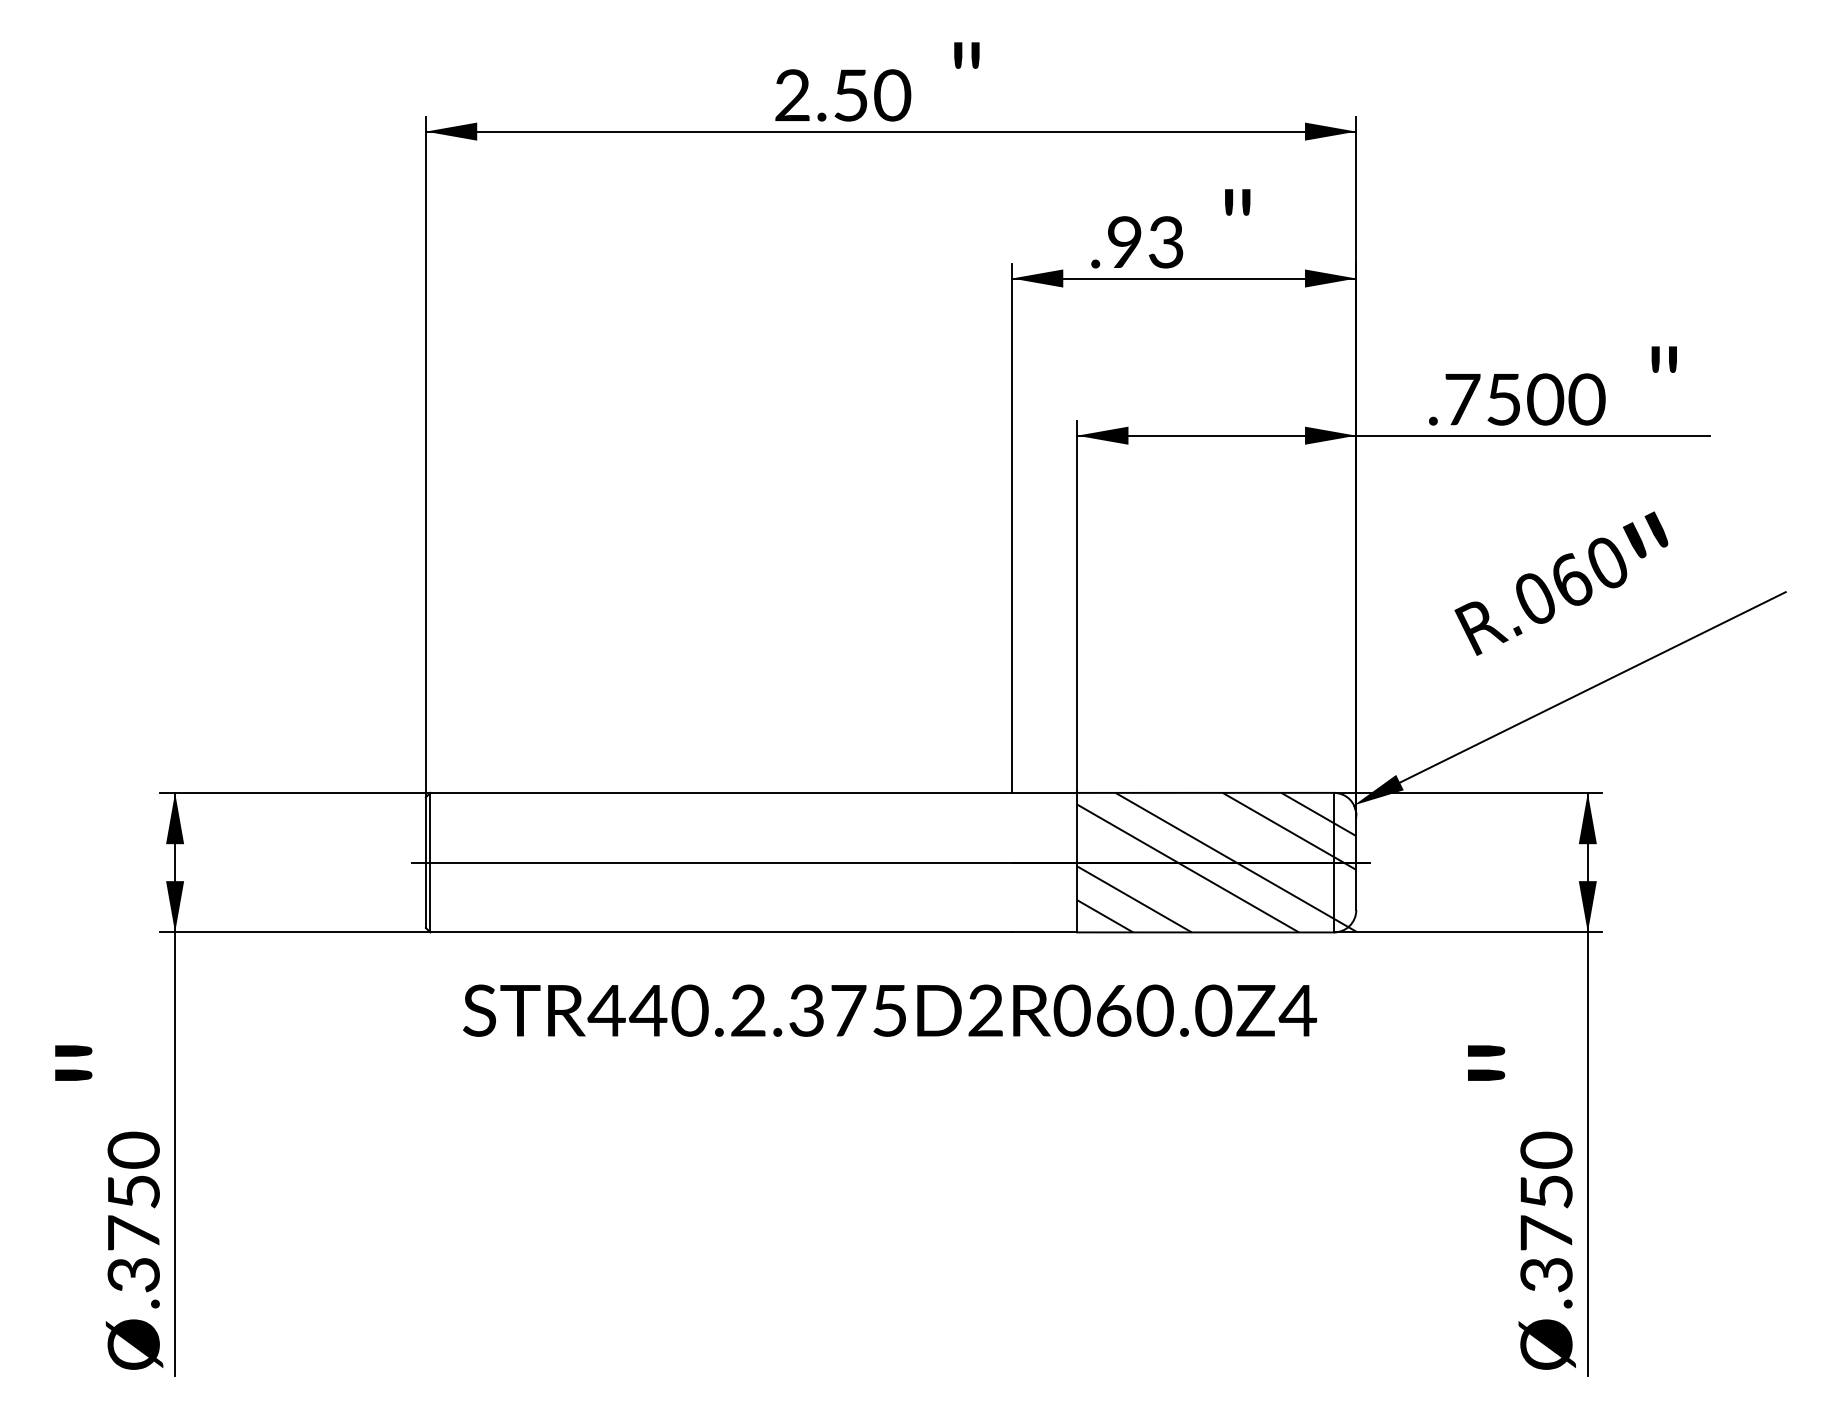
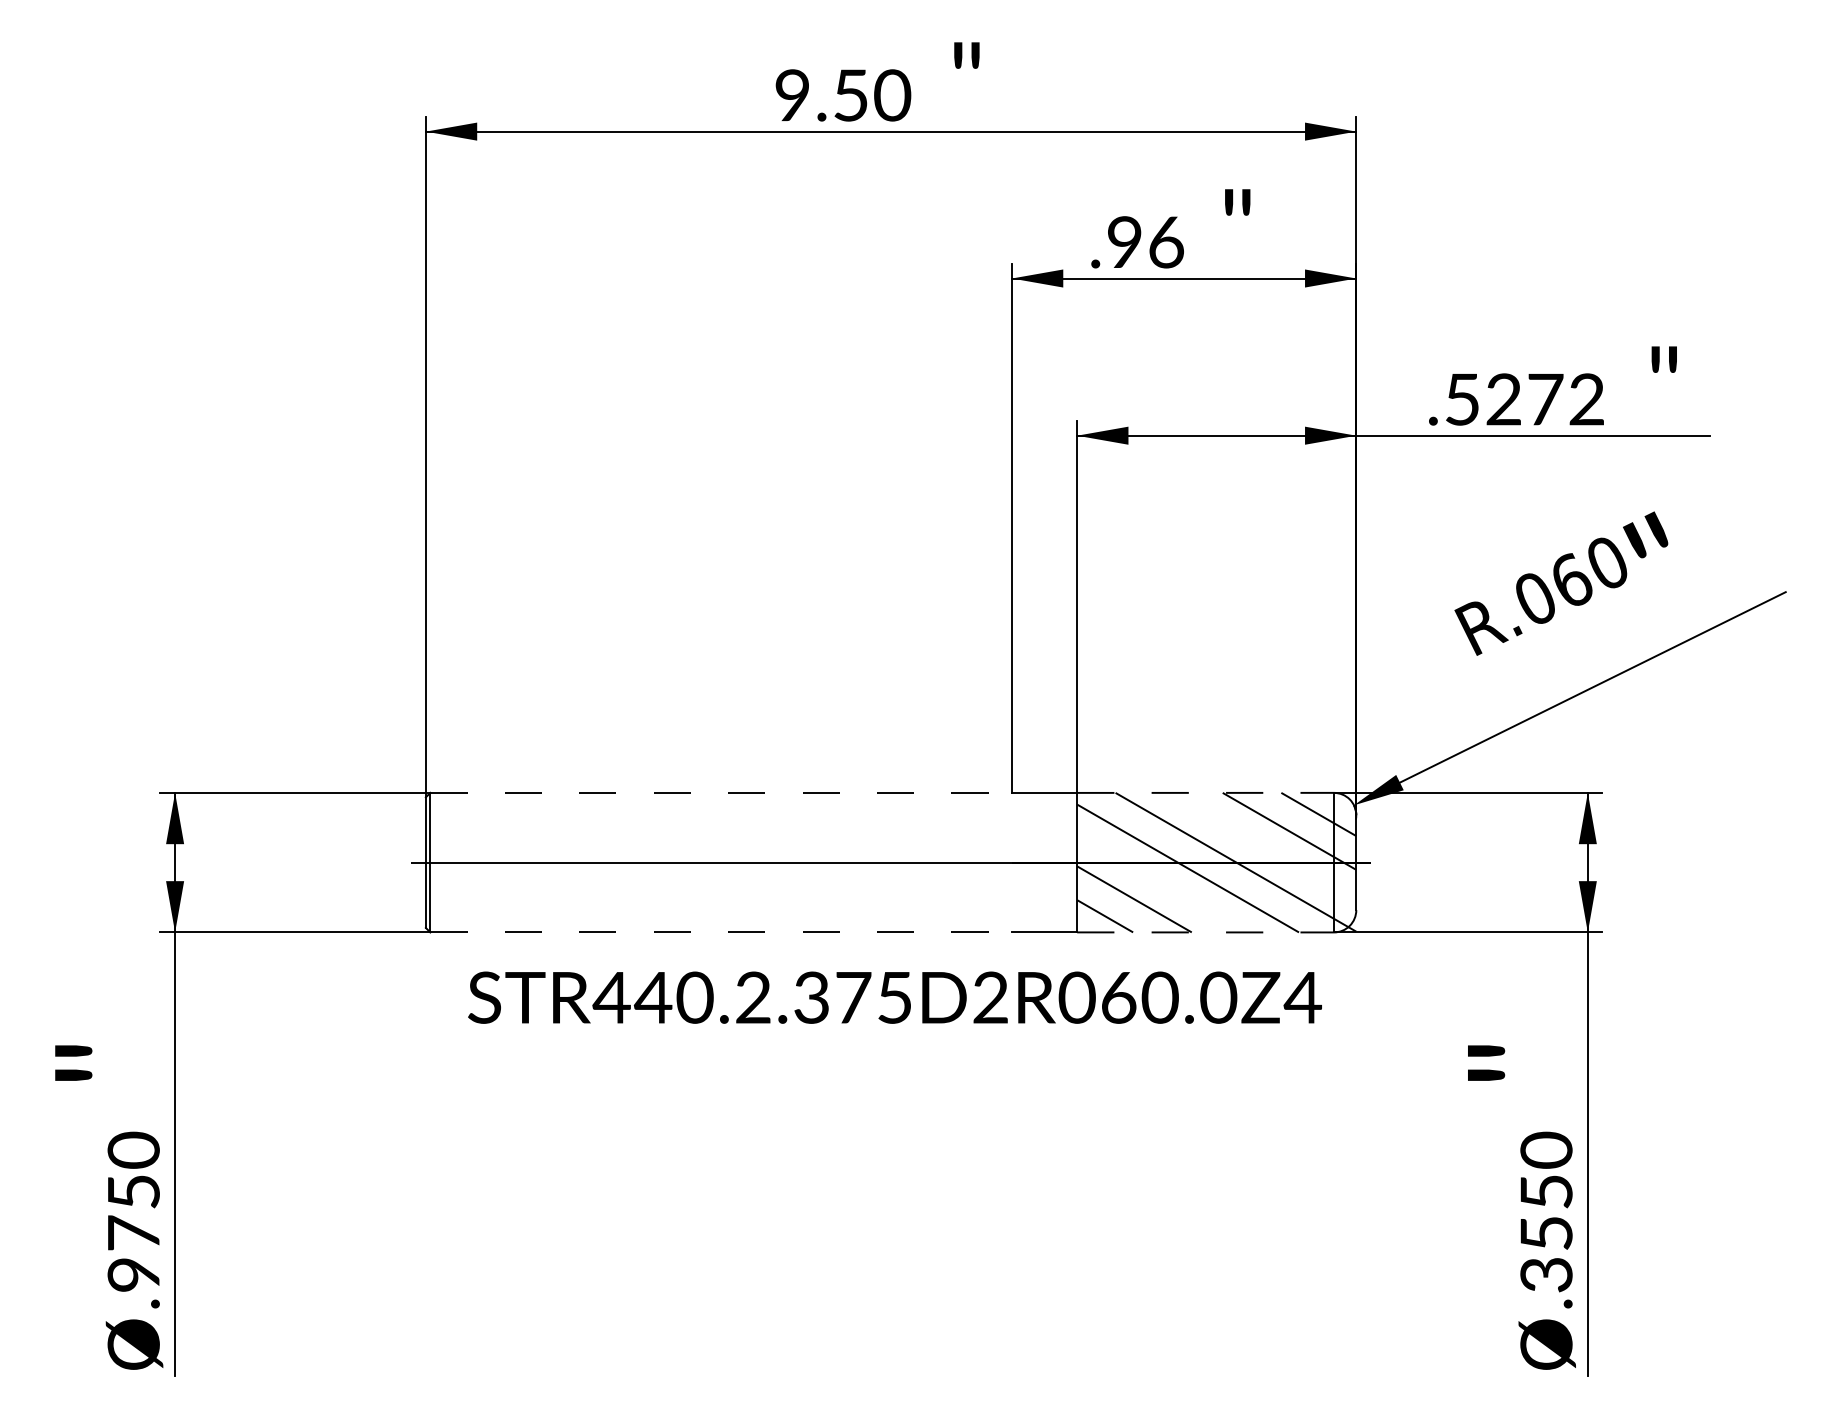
text: 2.50 -> 9.50 (792, 95)
text: .93 -> .96 (1166, 242)
text: .7500 -> .5272 (1525, 399)
line: solid -> dashed (721, 792)
line: solid -> dashed (1206, 792)
line: solid -> dashed (721, 932)
line: solid -> dashed (1206, 932)
text position: (889, 1010) -> (894, 997) (894, 997)
text: .3750 -> .3550 (1546, 1232)
text: .3750 -> .9750 (133, 1275)
